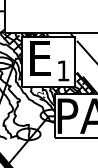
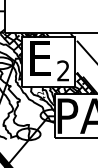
text: 1 -> 2 (63, 70)
